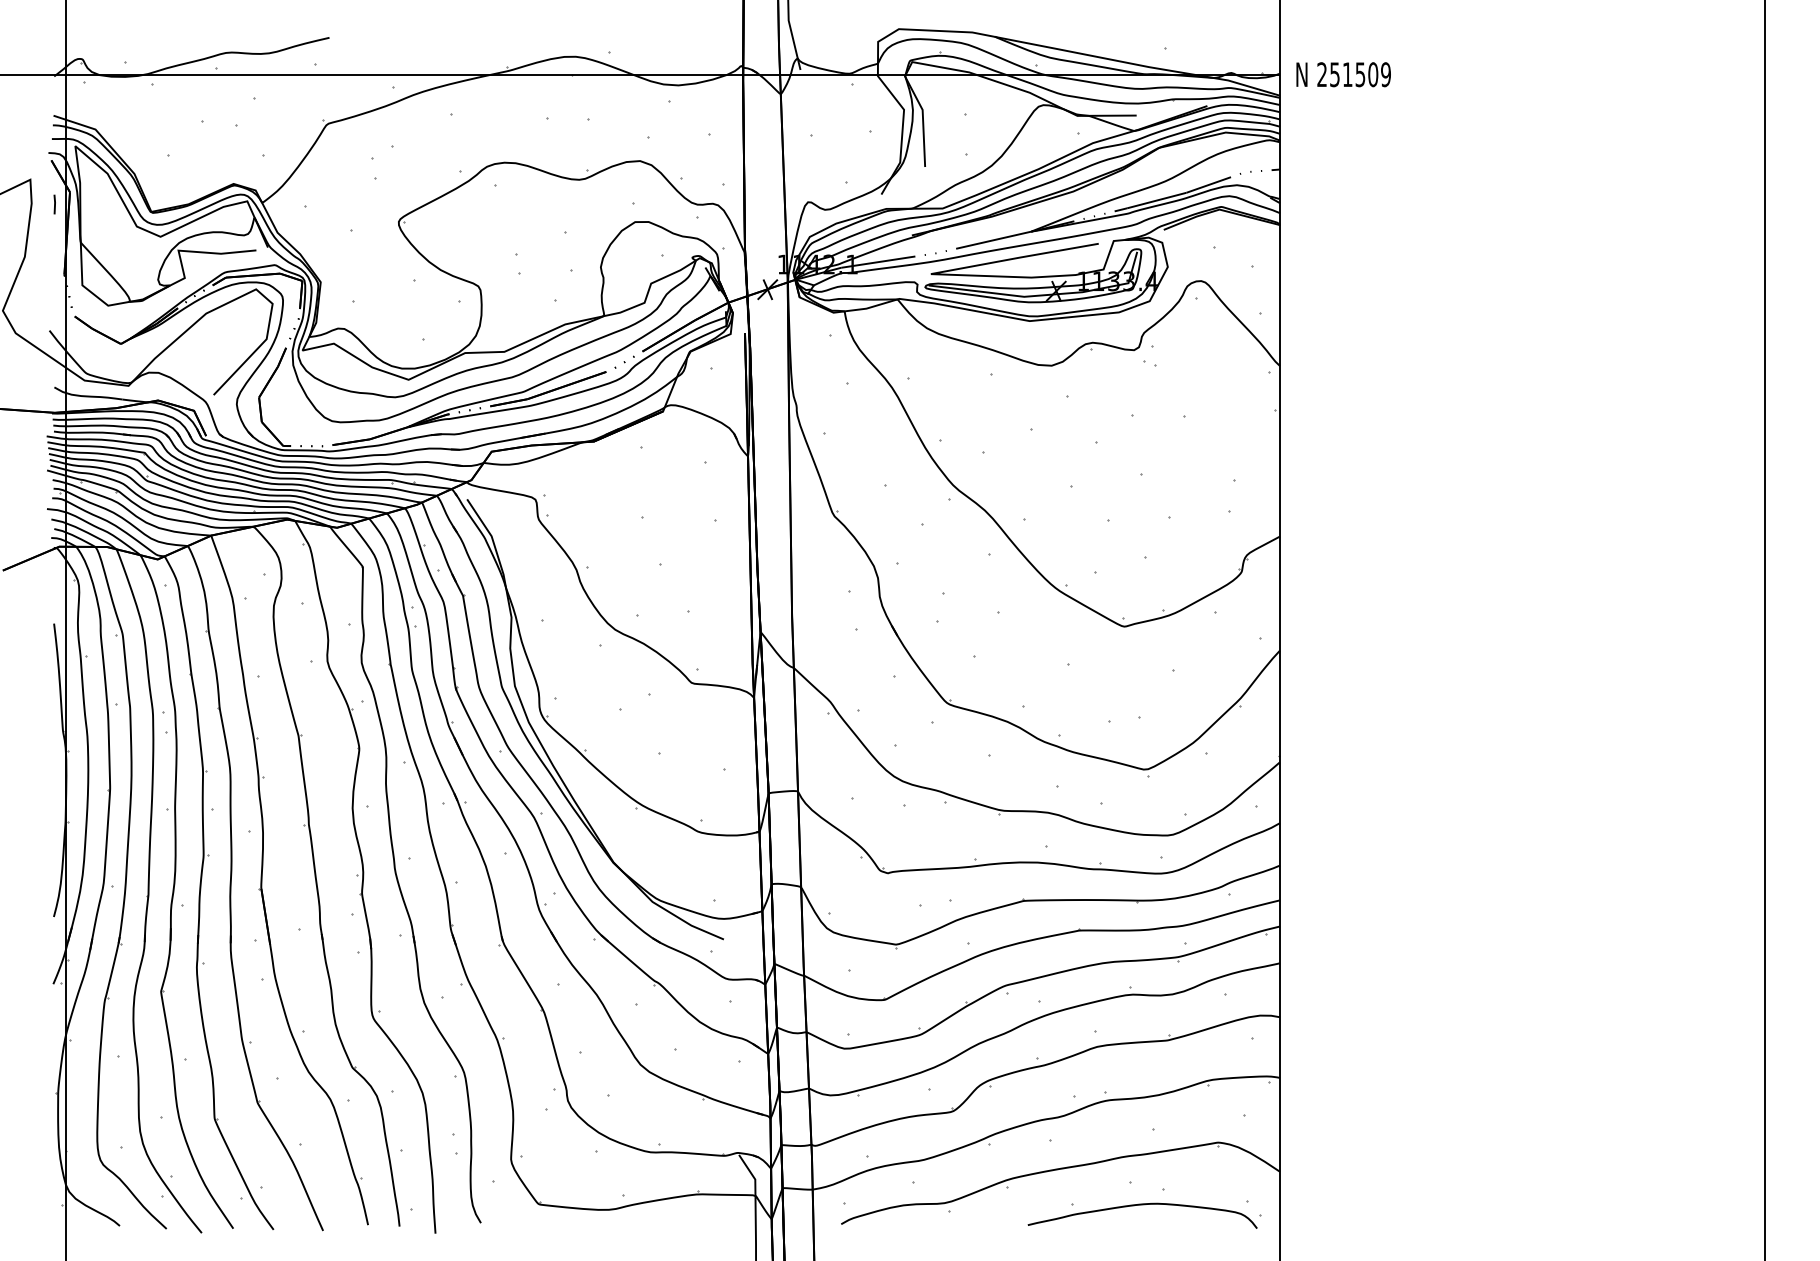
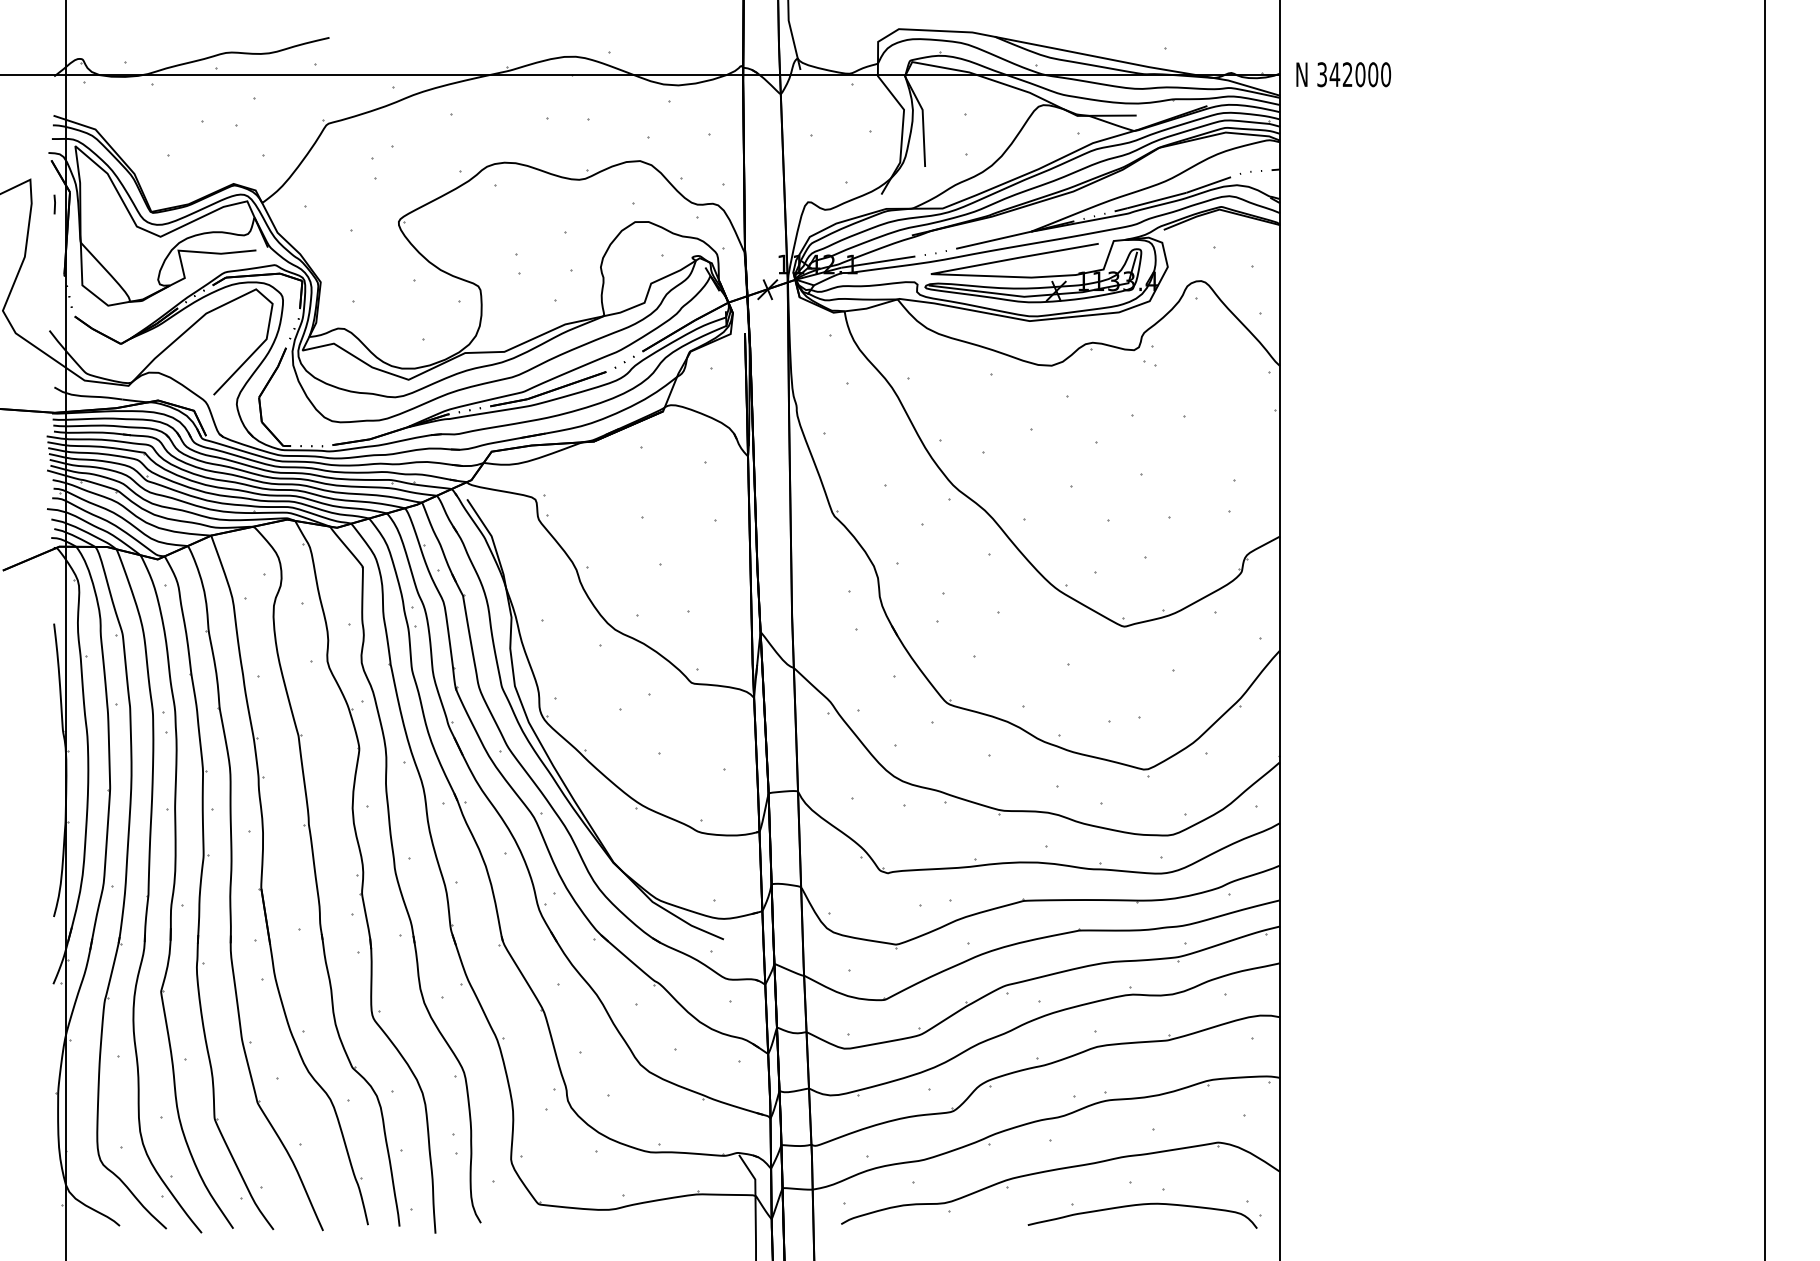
text: 251509 -> 342000 (1353, 74)
